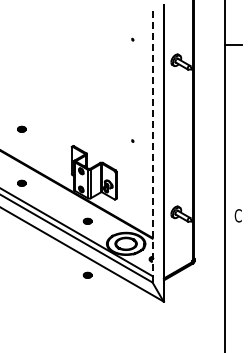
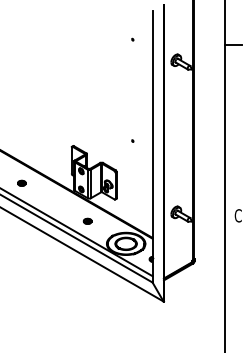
part: present -> none (21, 128)
line: dashed -> solid (152, 146)
part: present -> none (87, 274)
